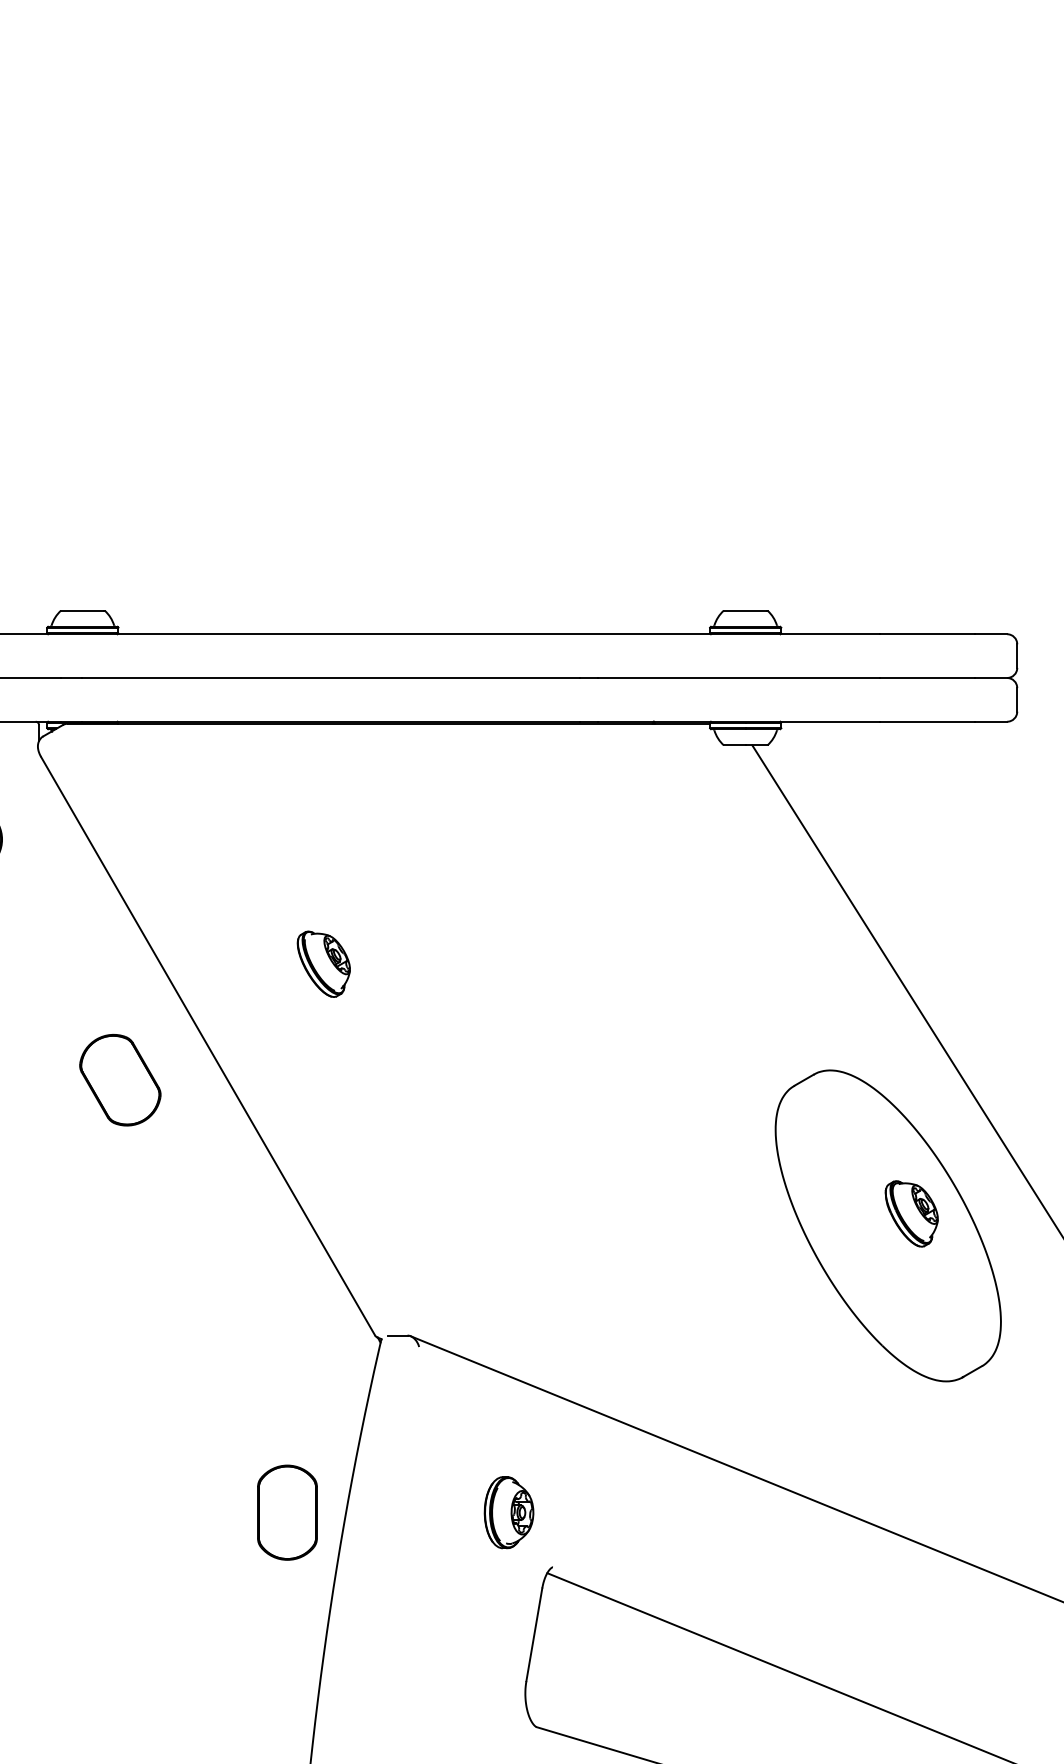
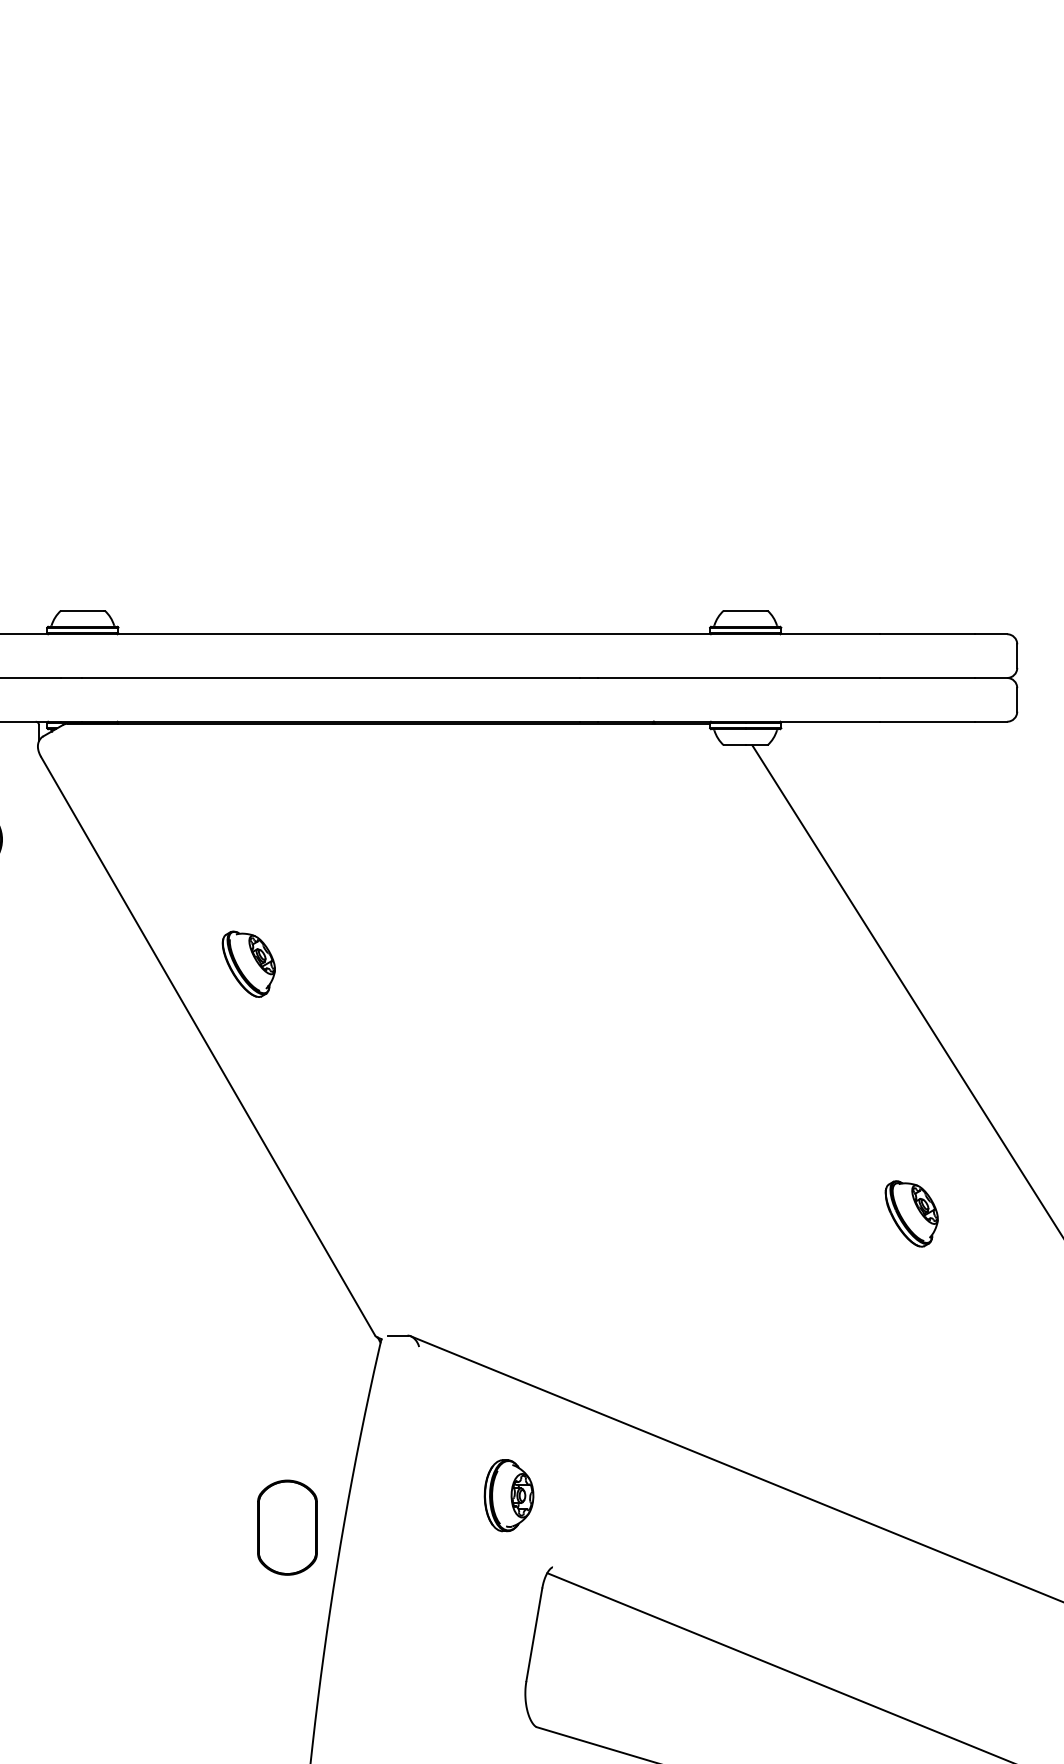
part position: (323, 963) -> (248, 963) (248, 963)
part: present -> none (120, 1080)
part: present -> none (887, 1225)
part position: (287, 1512) -> (287, 1527) (287, 1527)
part position: (508, 1512) -> (508, 1495) (508, 1495)
